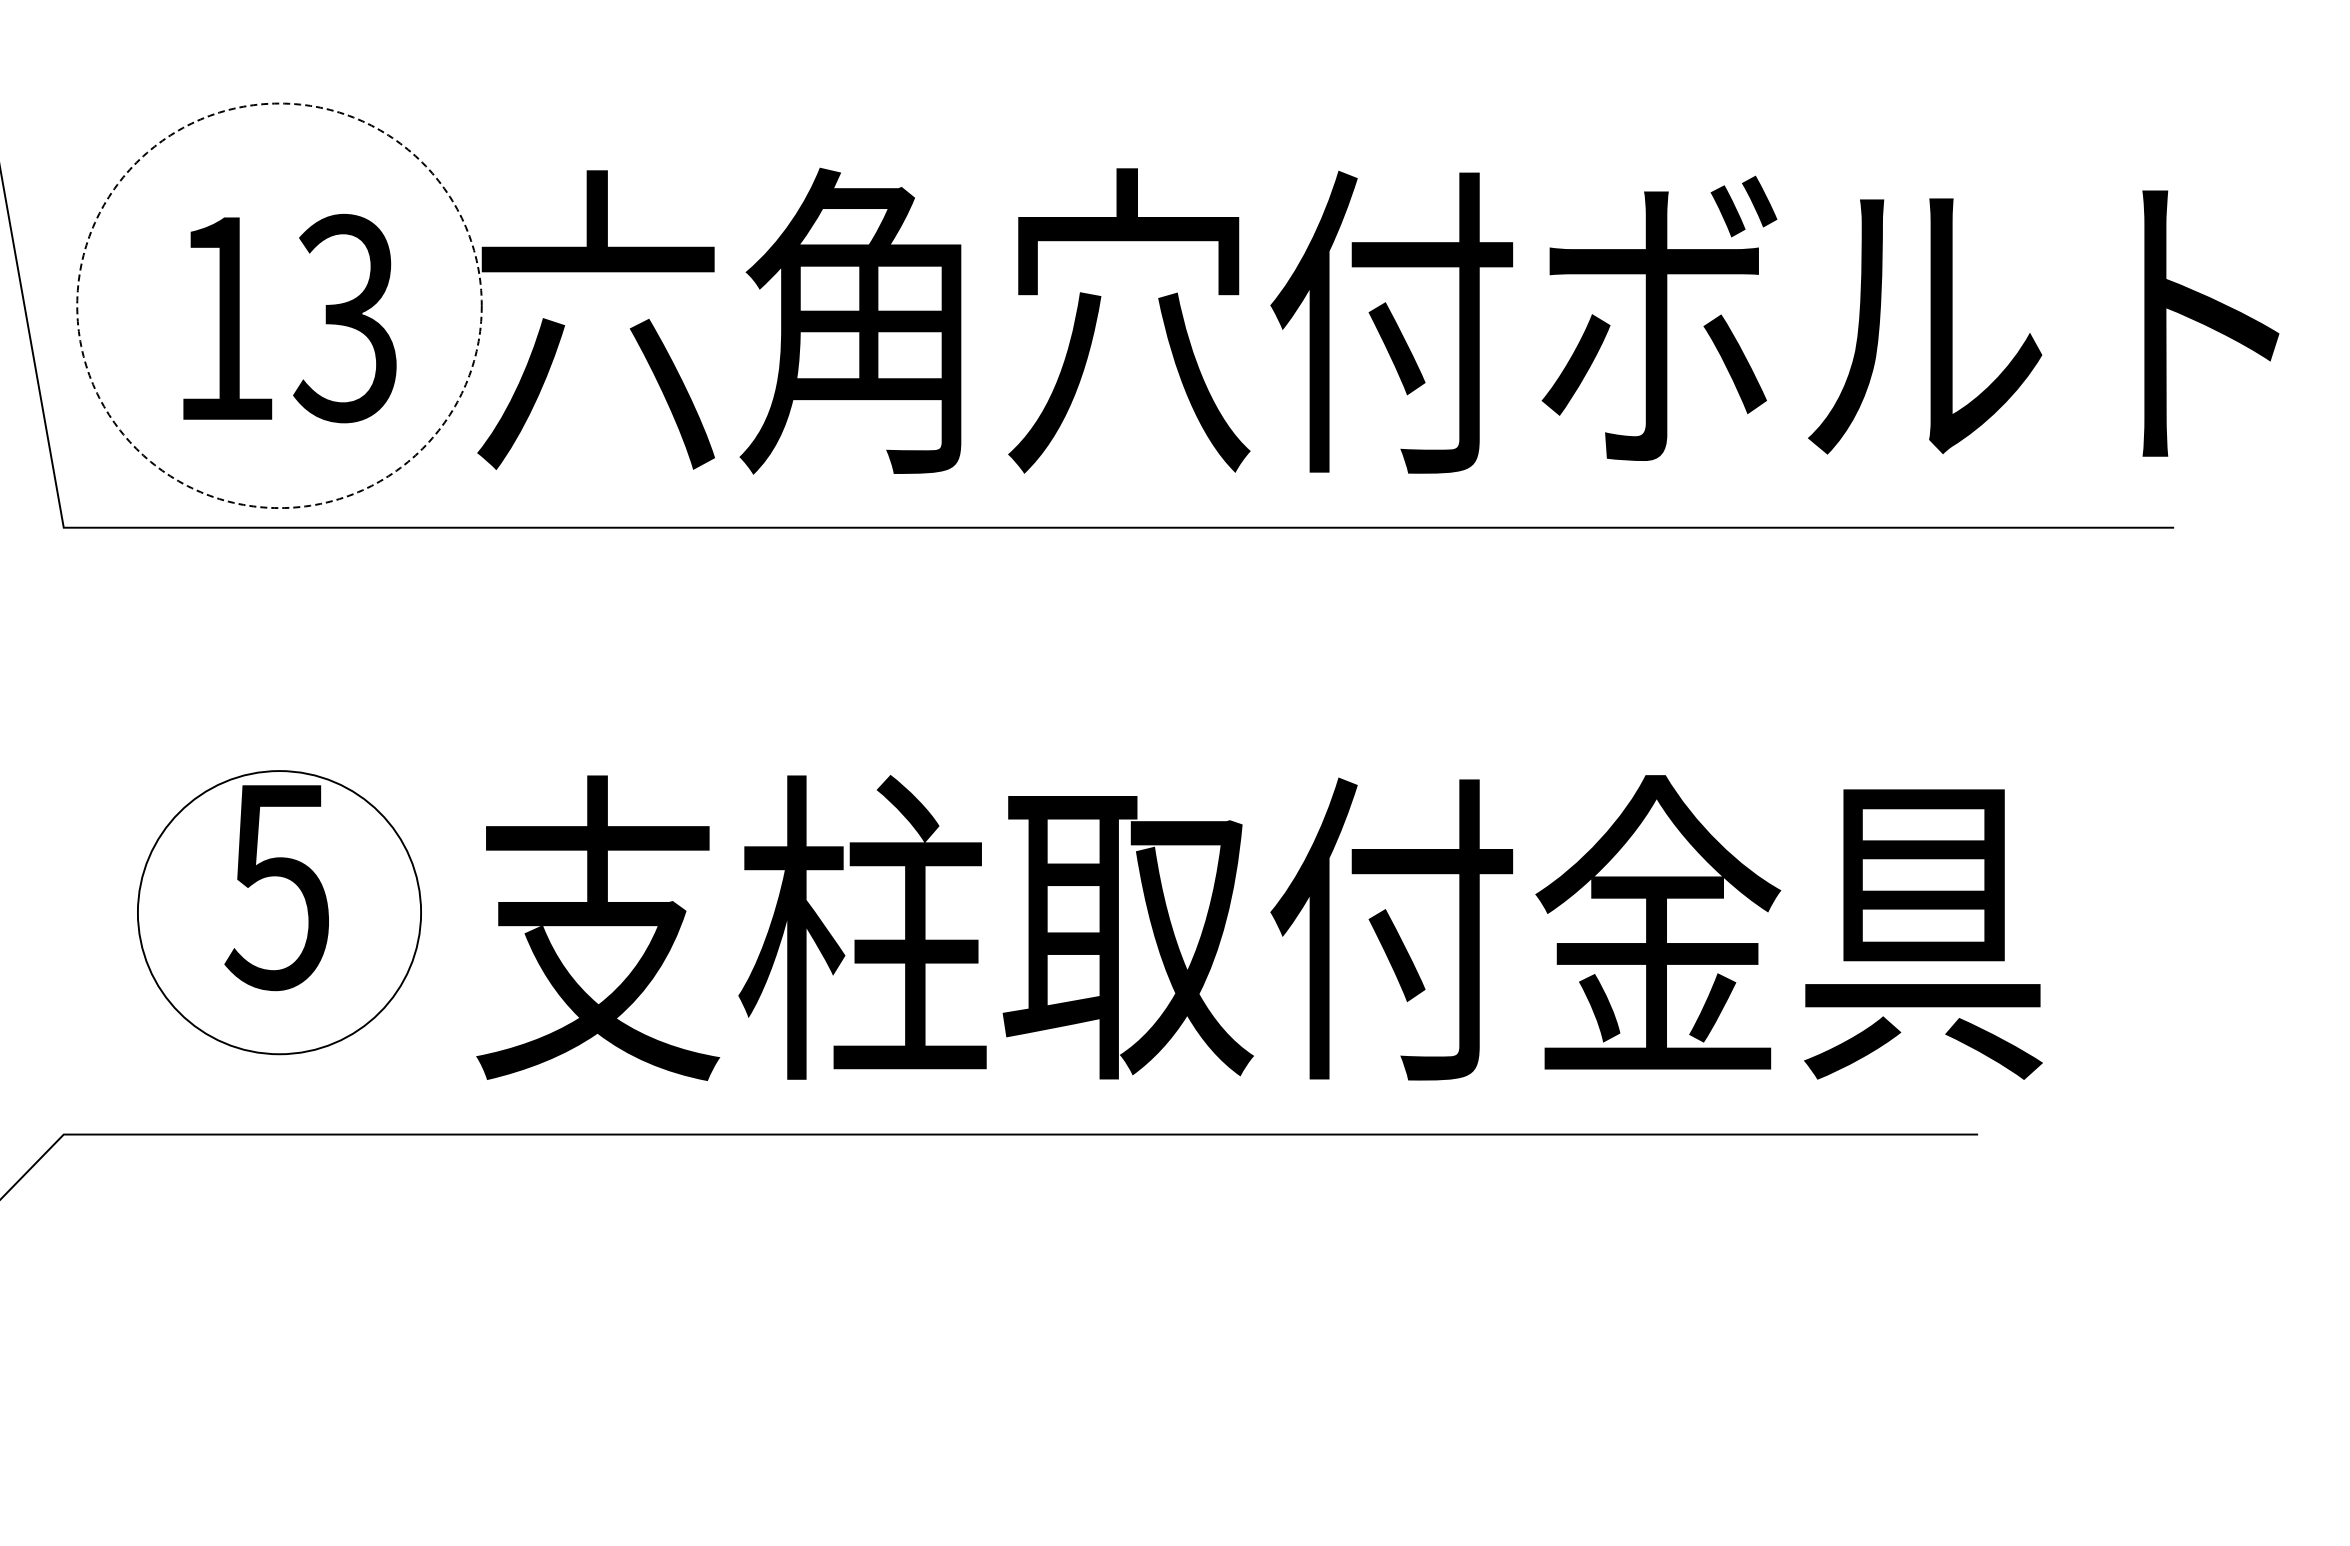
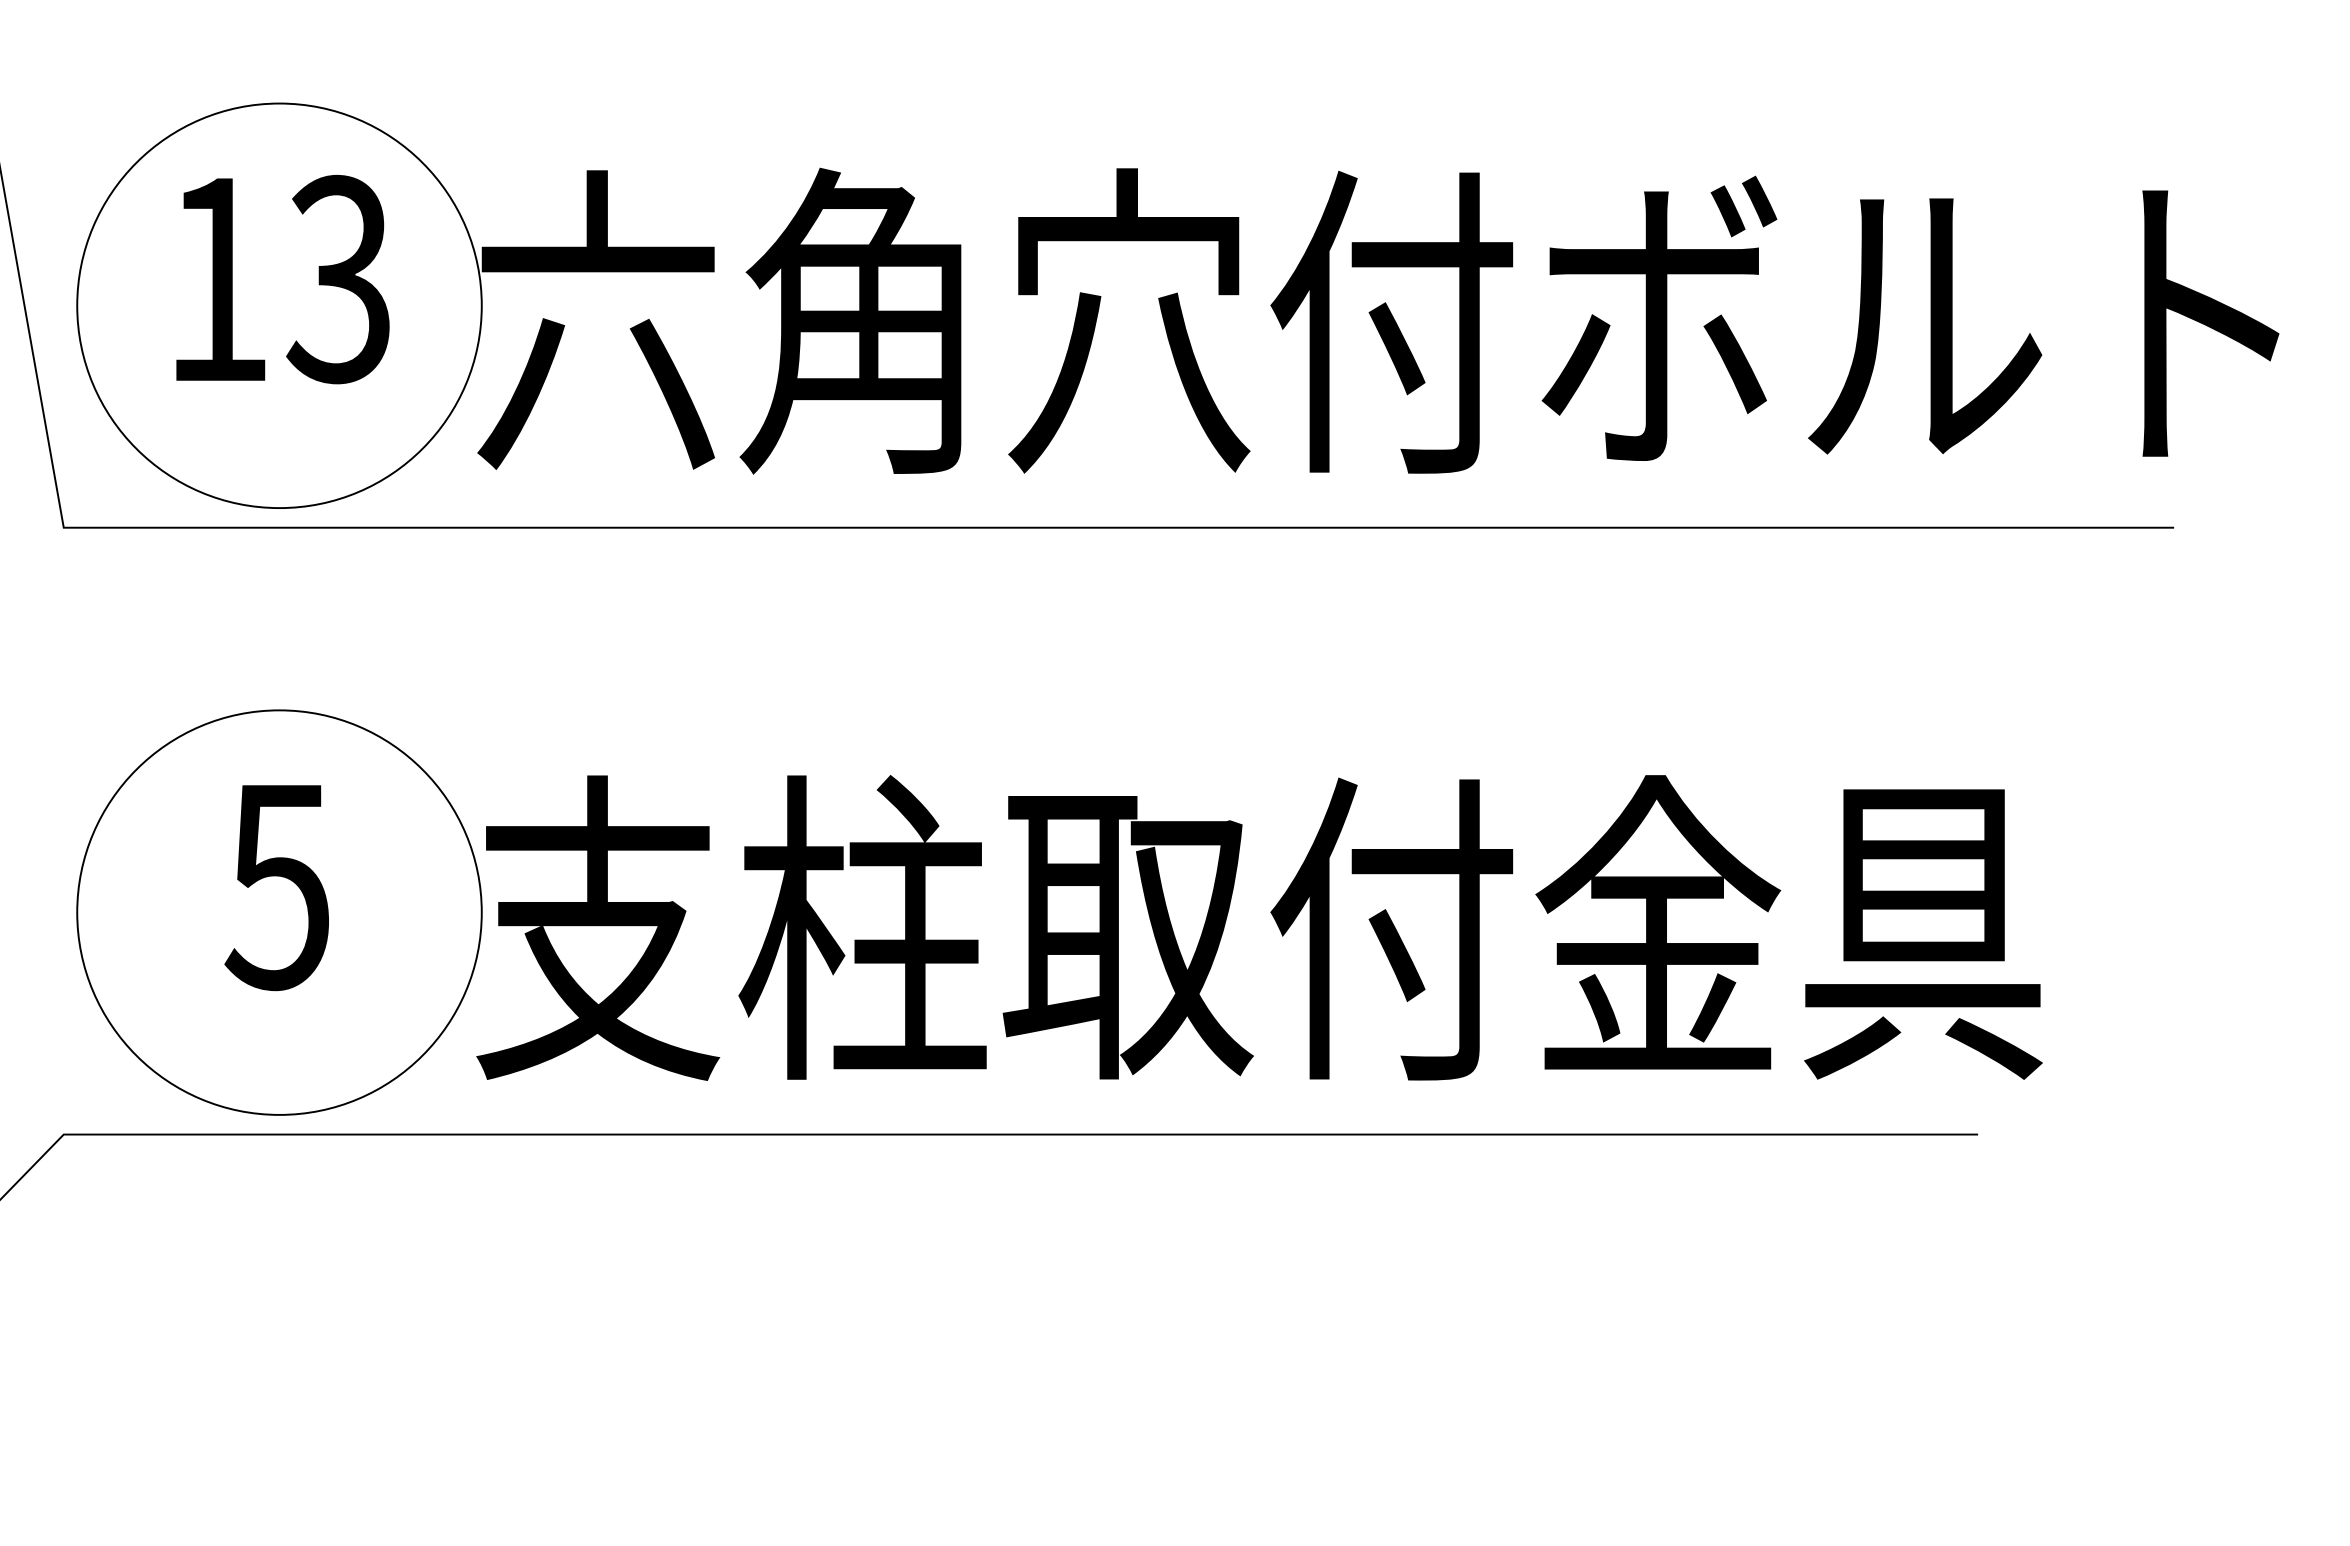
circle: dashed -> solid (279, 305)
text position: (289, 318) -> (282, 279) (282, 279)
circle diameter: 283 px -> 405 px (279, 912)
